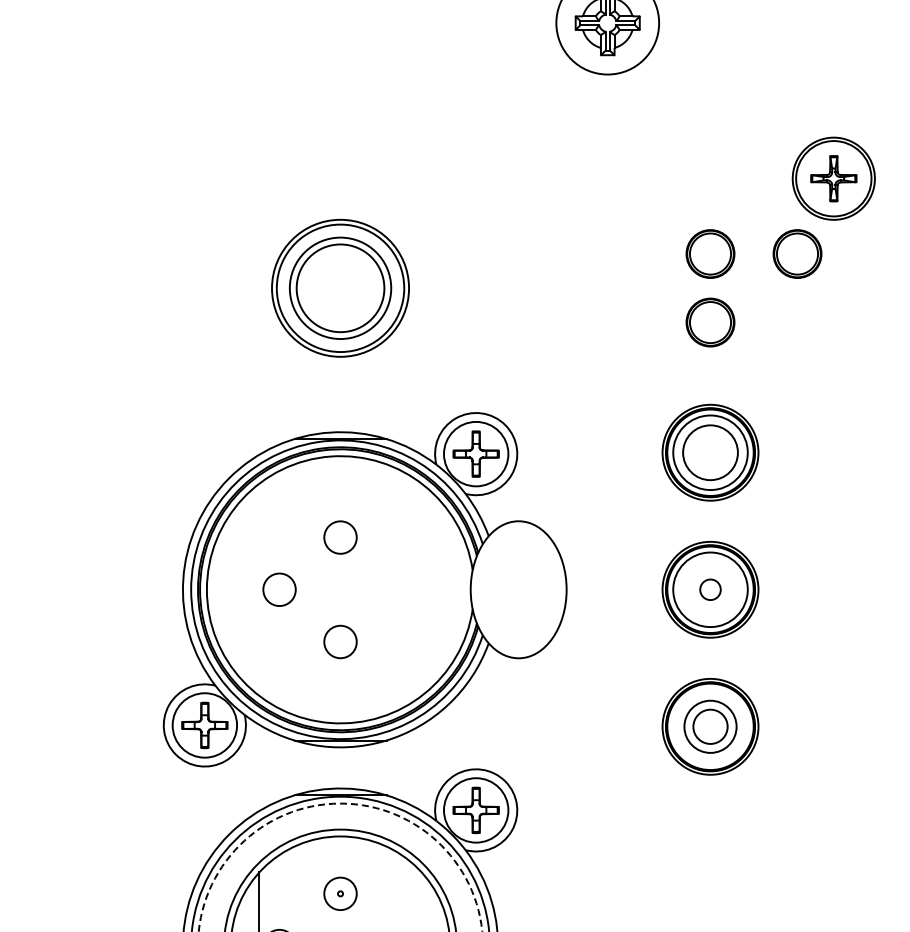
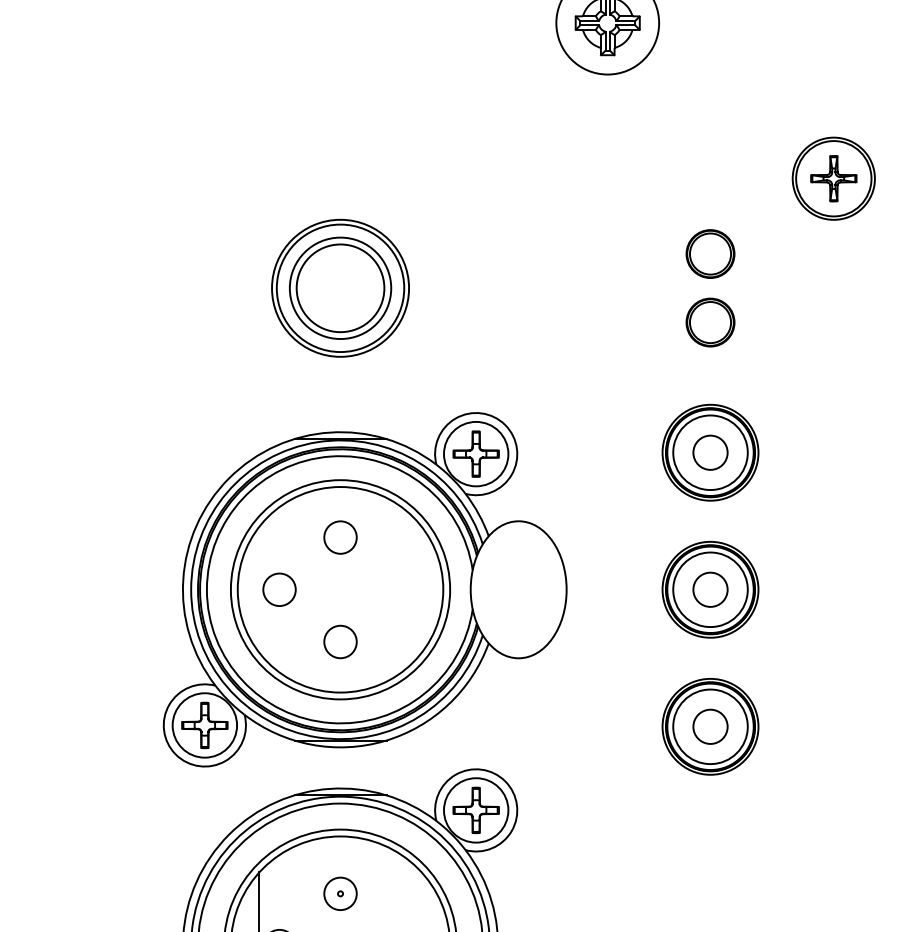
part: present -> none (797, 253)
circle diameter: 55 px -> 34 px (710, 452)
part: none -> present (340, 589)
circle diameter: 21 px -> 34 px (710, 589)
circle diameter: 52 px -> 75 px (710, 726)
circle: dashed -> solid (340, 867)
